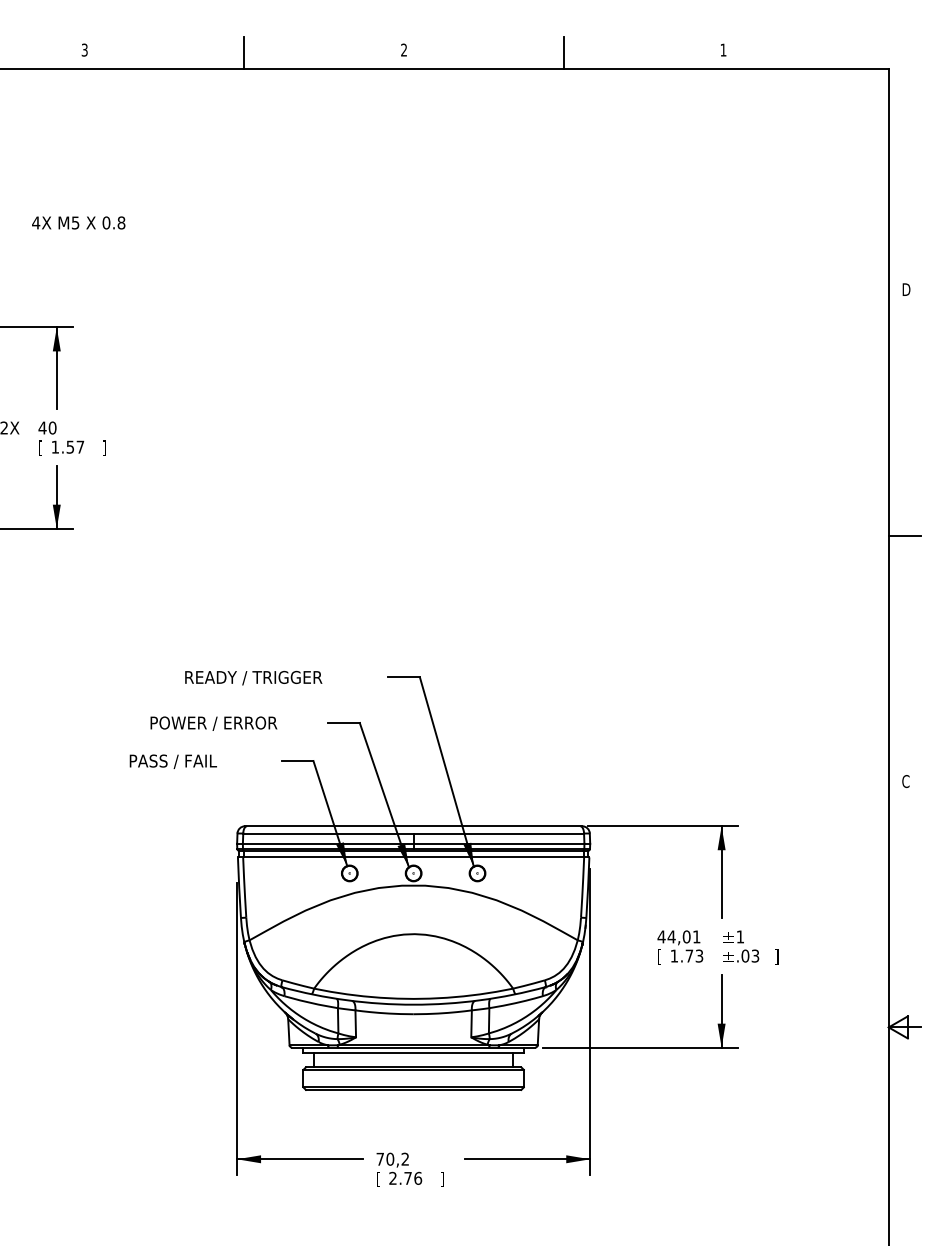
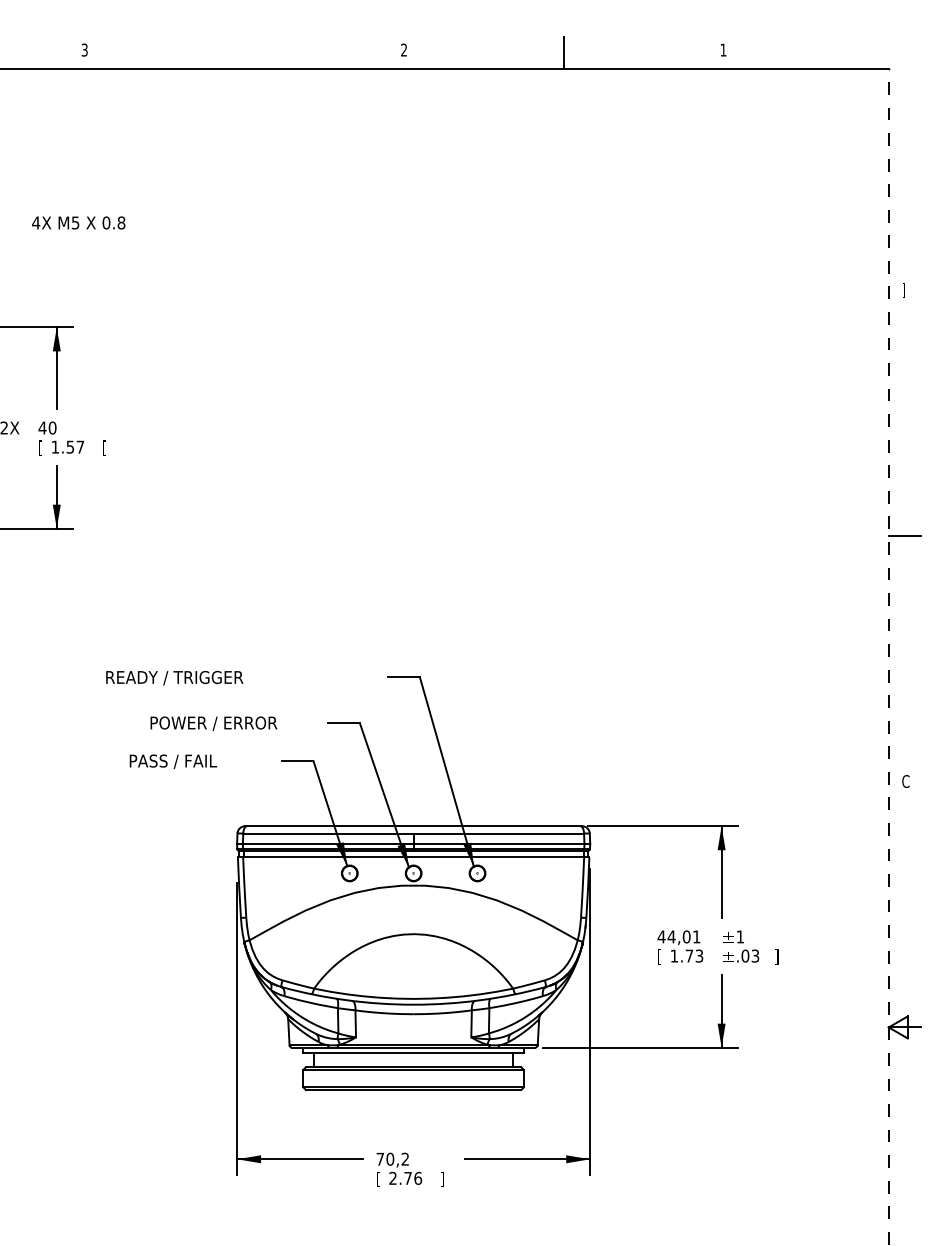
line: present -> none (244, 53)
text: D -> ] (906, 290)
text: ] -> [ (104, 448)
line: solid -> dashed (888, 657)
text position: (253, 677) -> (174, 677) (174, 677)
